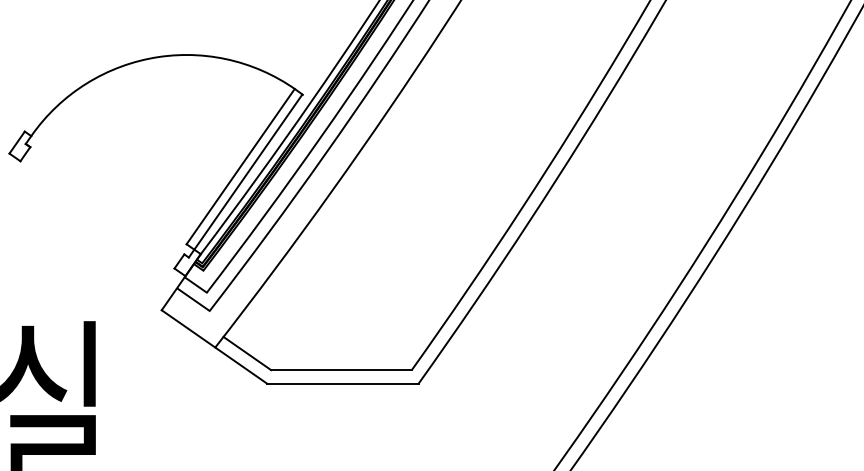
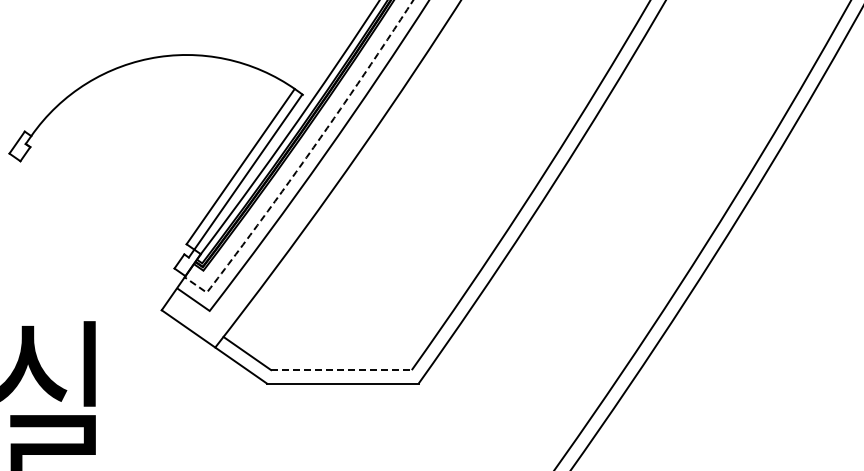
line: solid -> dashed (304, 159)
line: solid -> dashed (341, 370)
